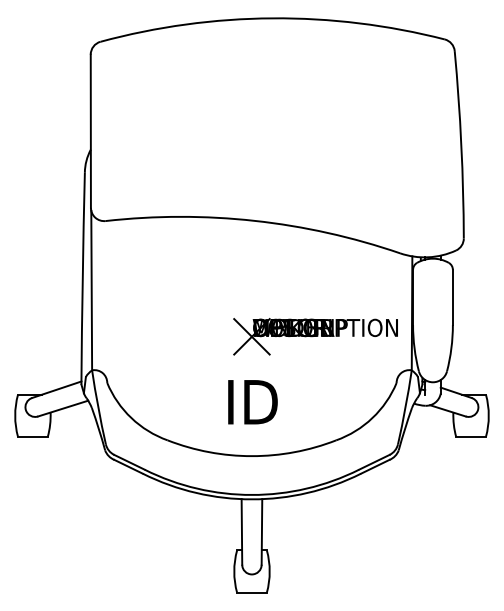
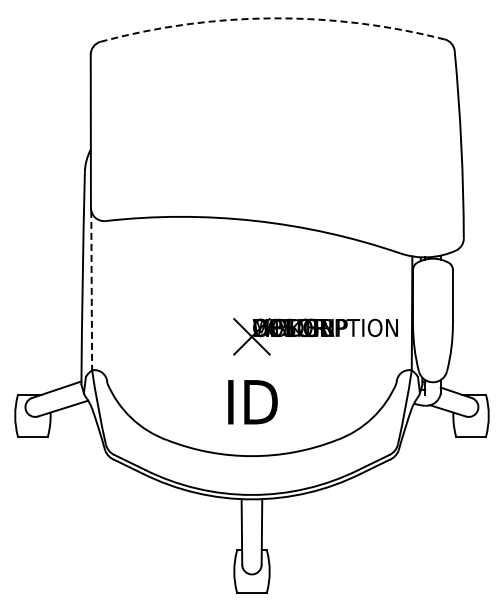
arc: solid -> dashed (272, 18)
line: solid -> dashed (91, 290)
